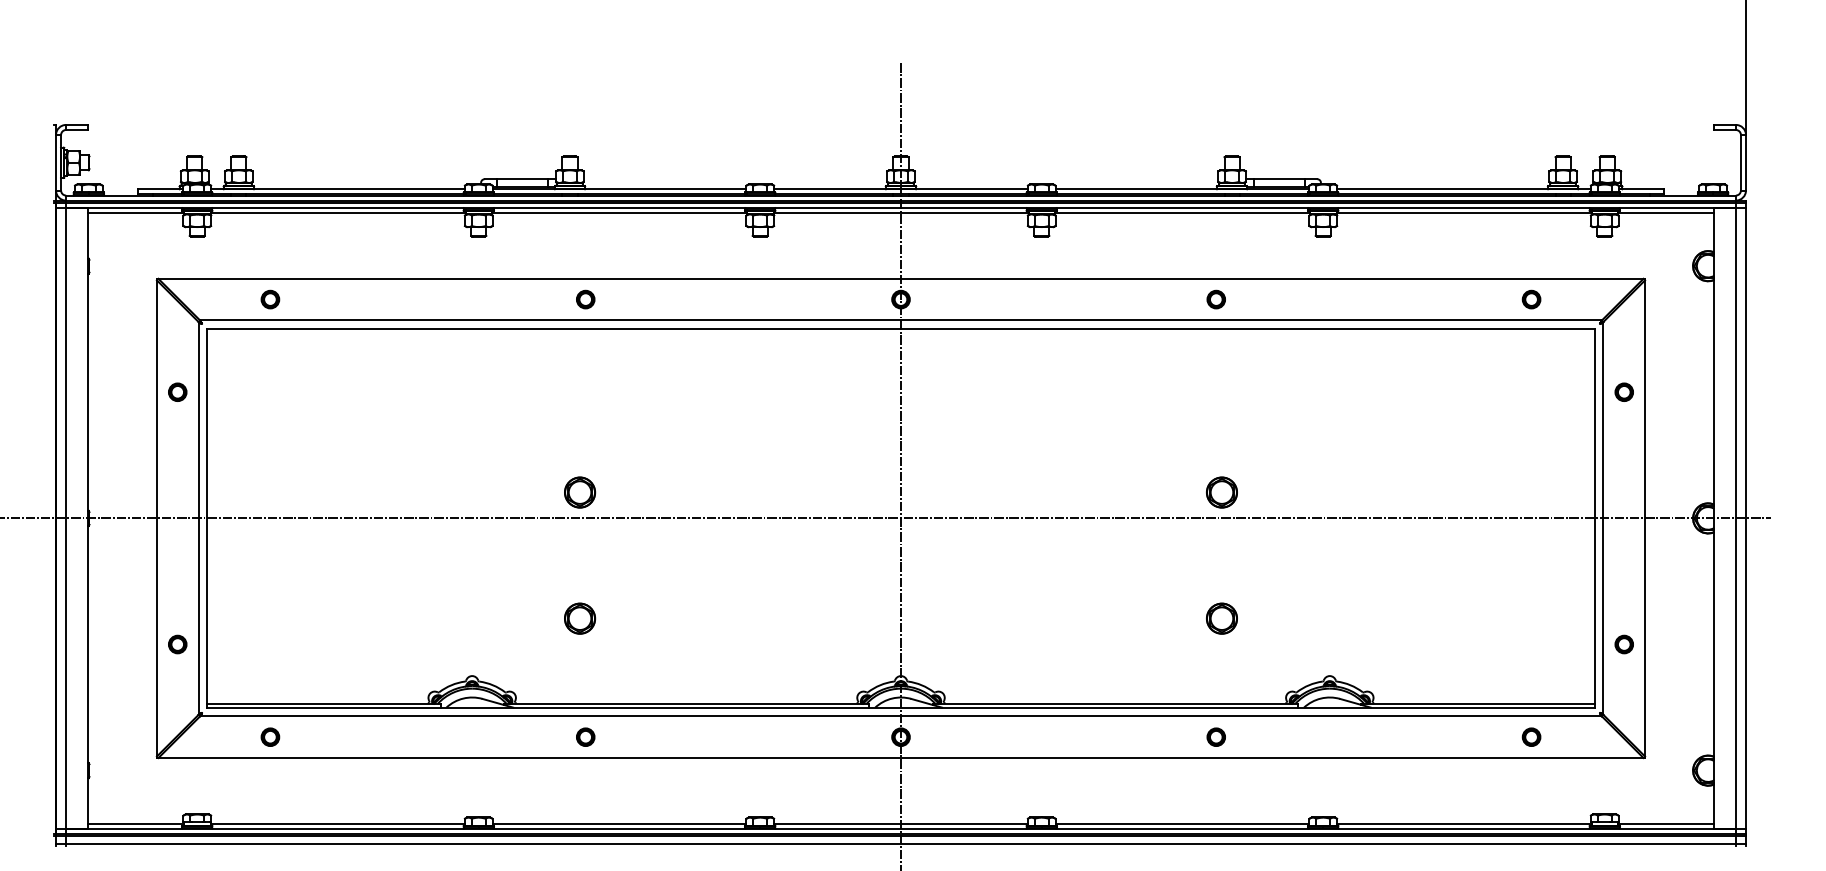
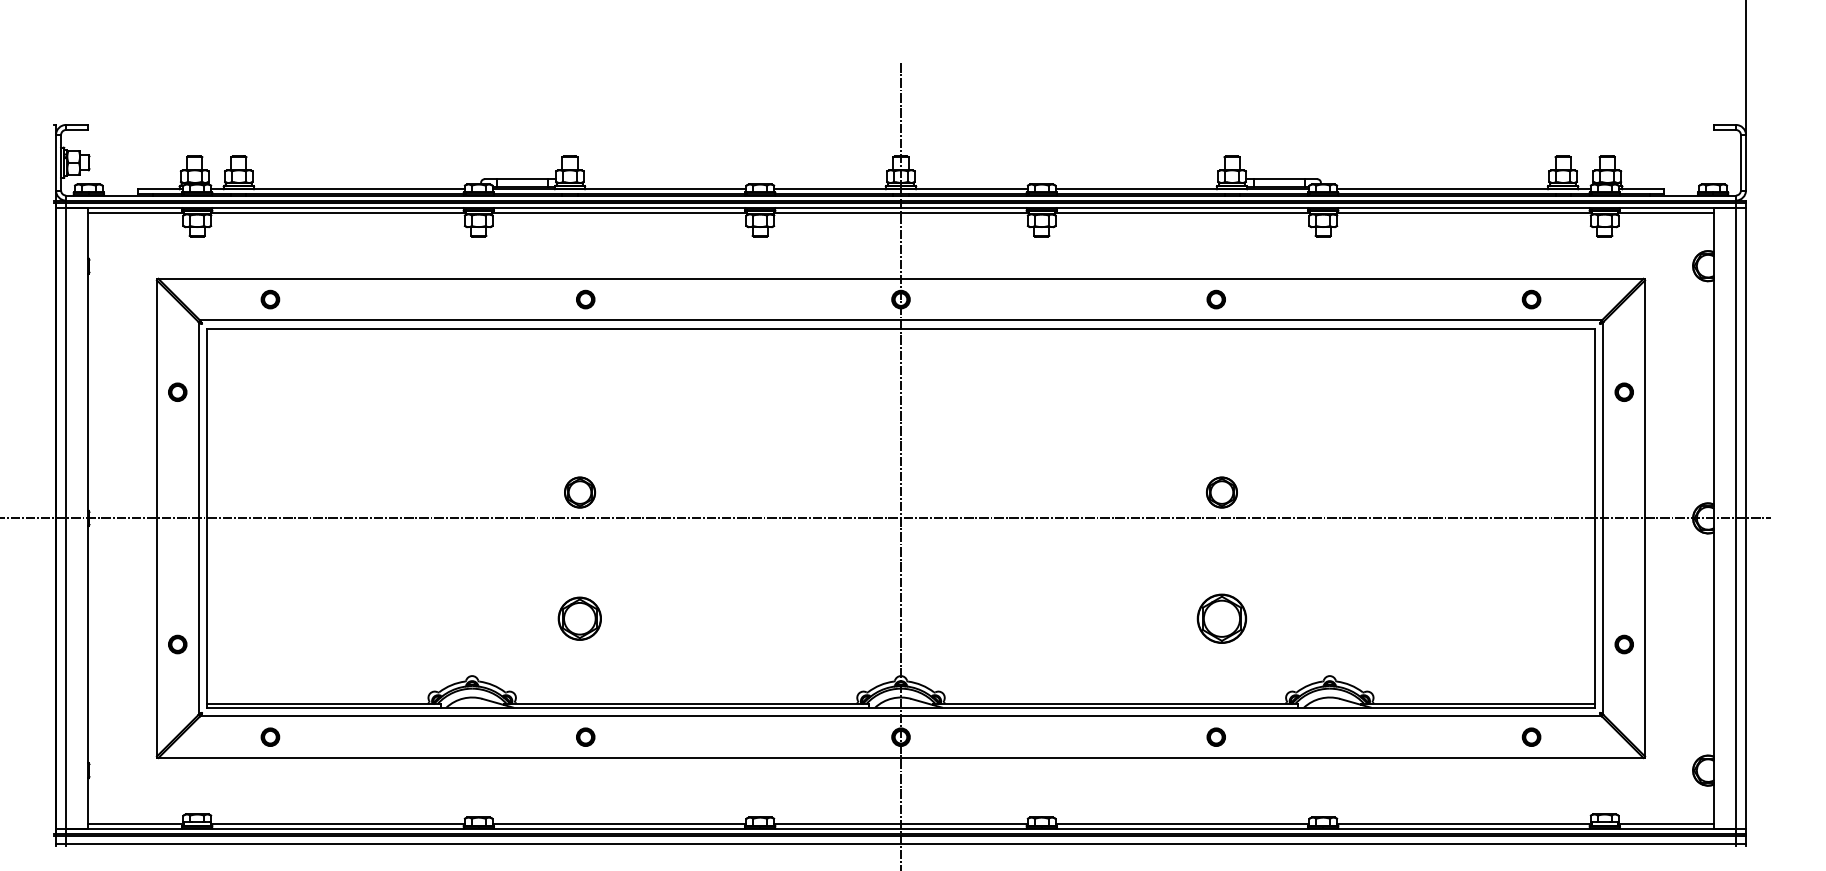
part size: 33x33 px -> 45x45 px (579, 618)
part size: 32x33 px -> 52x51 px (1221, 618)
